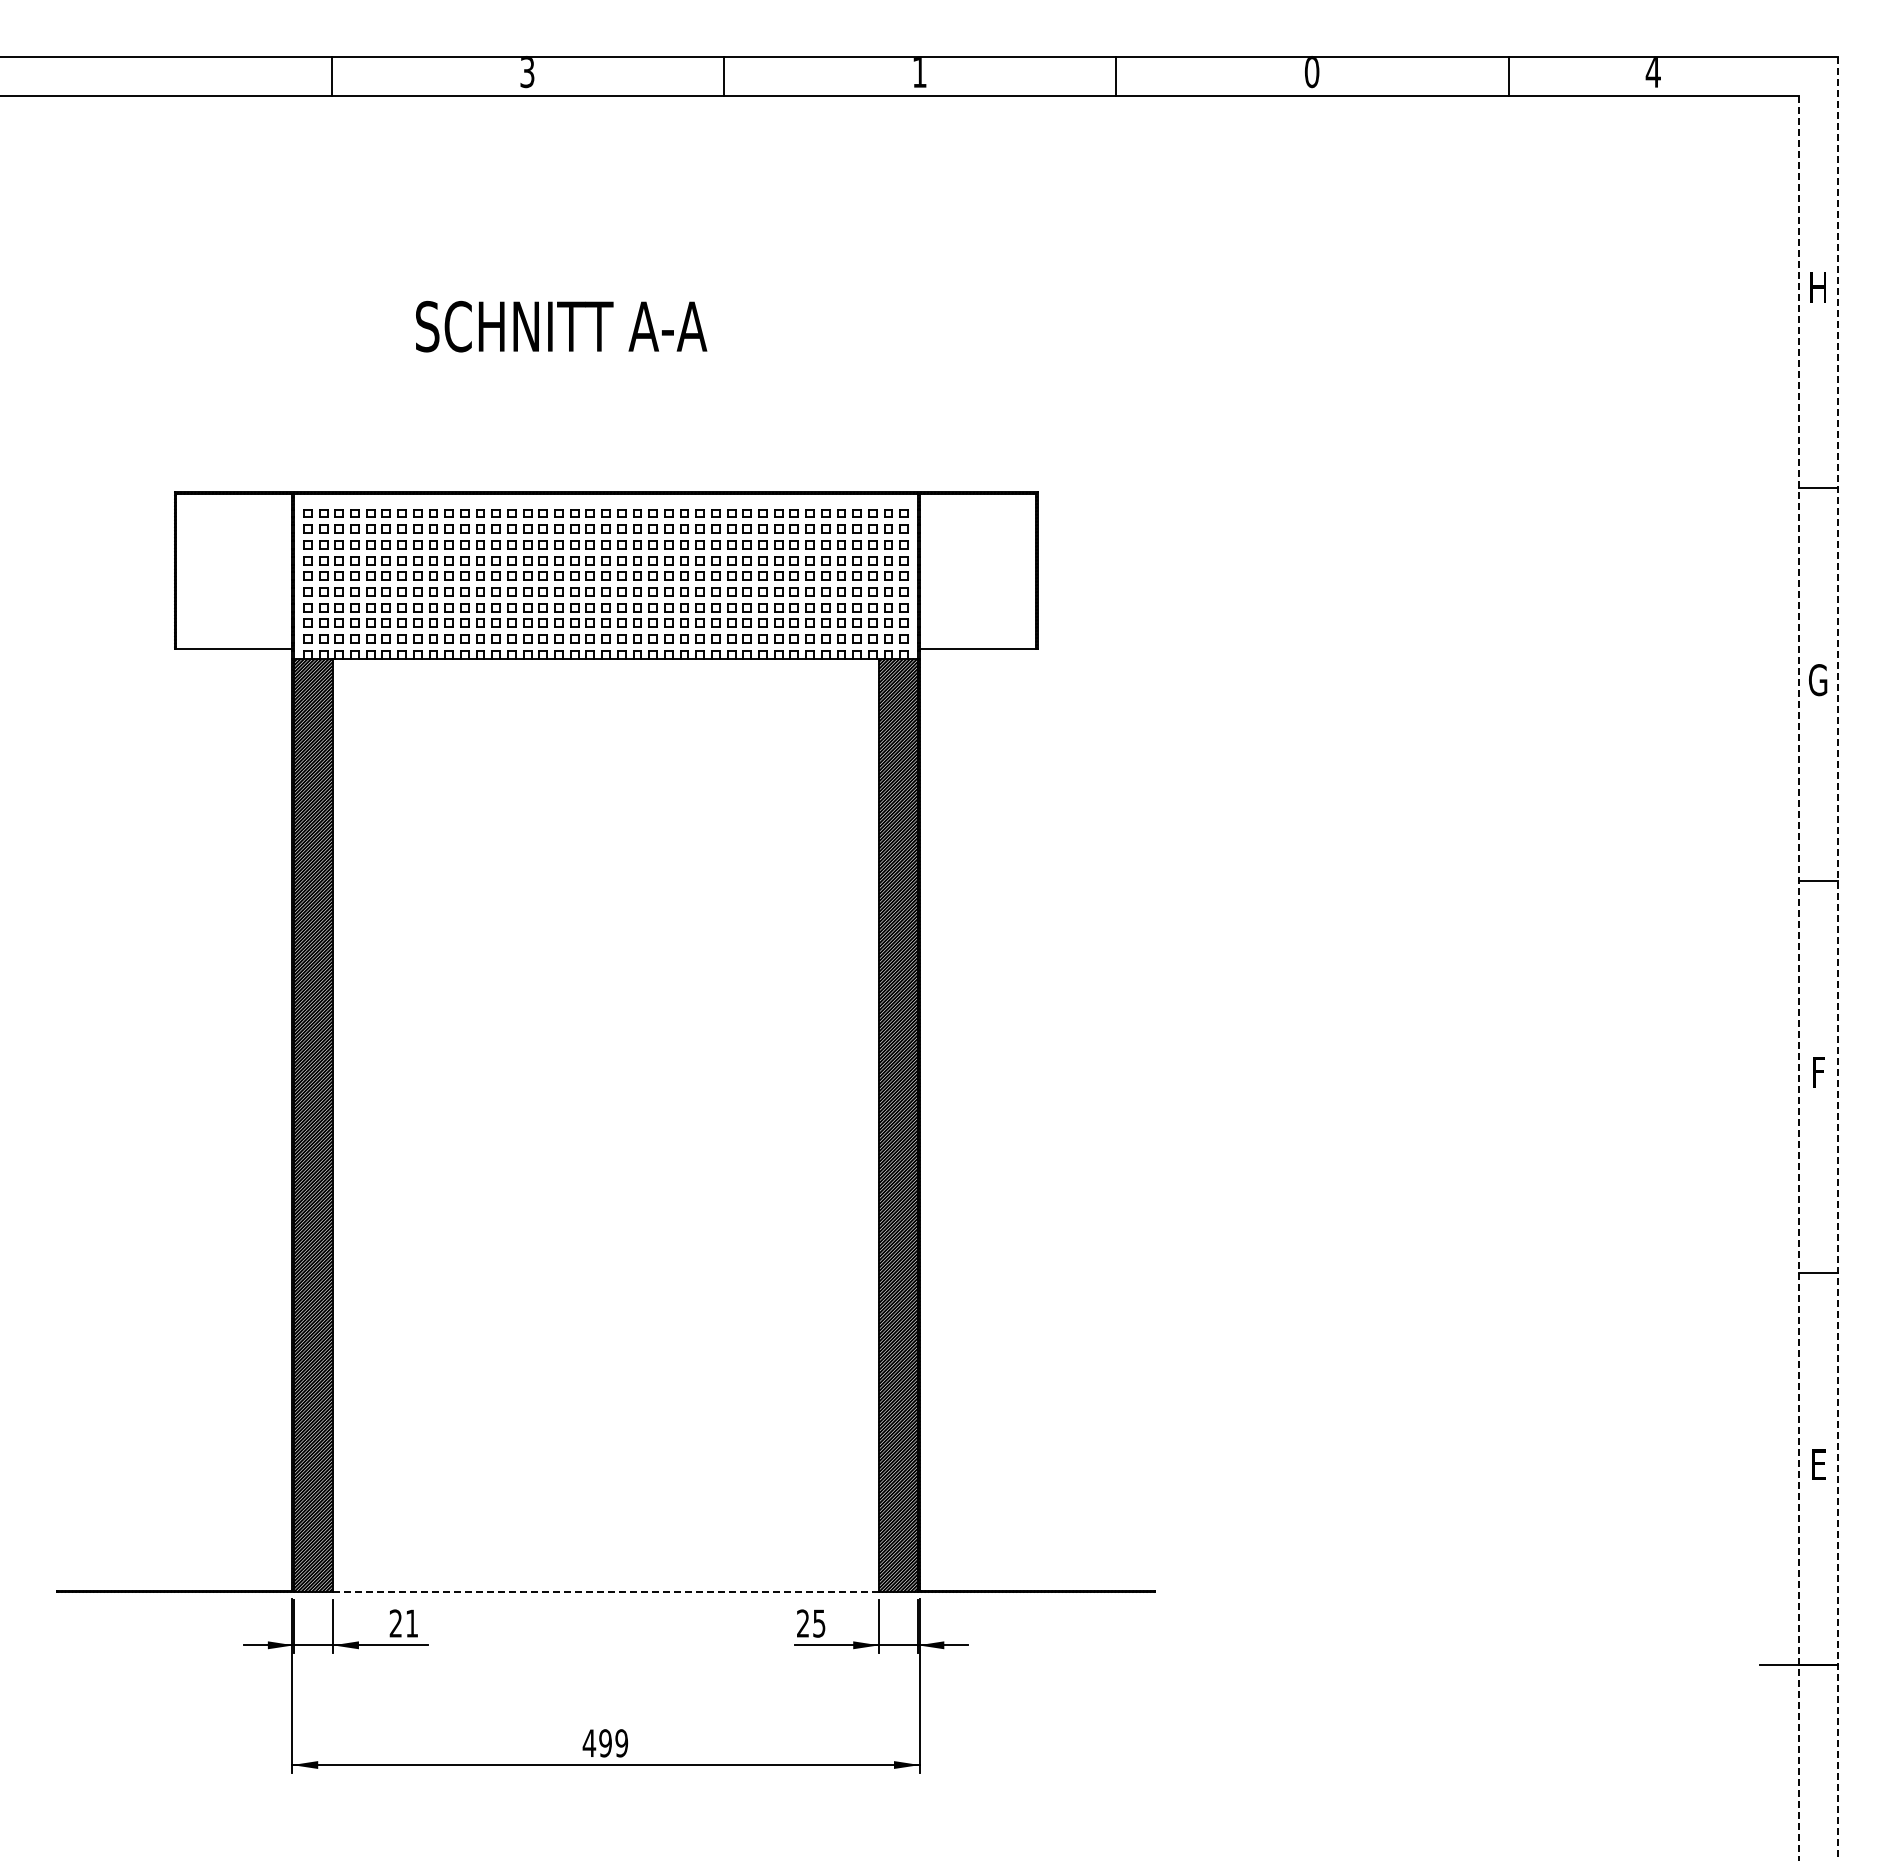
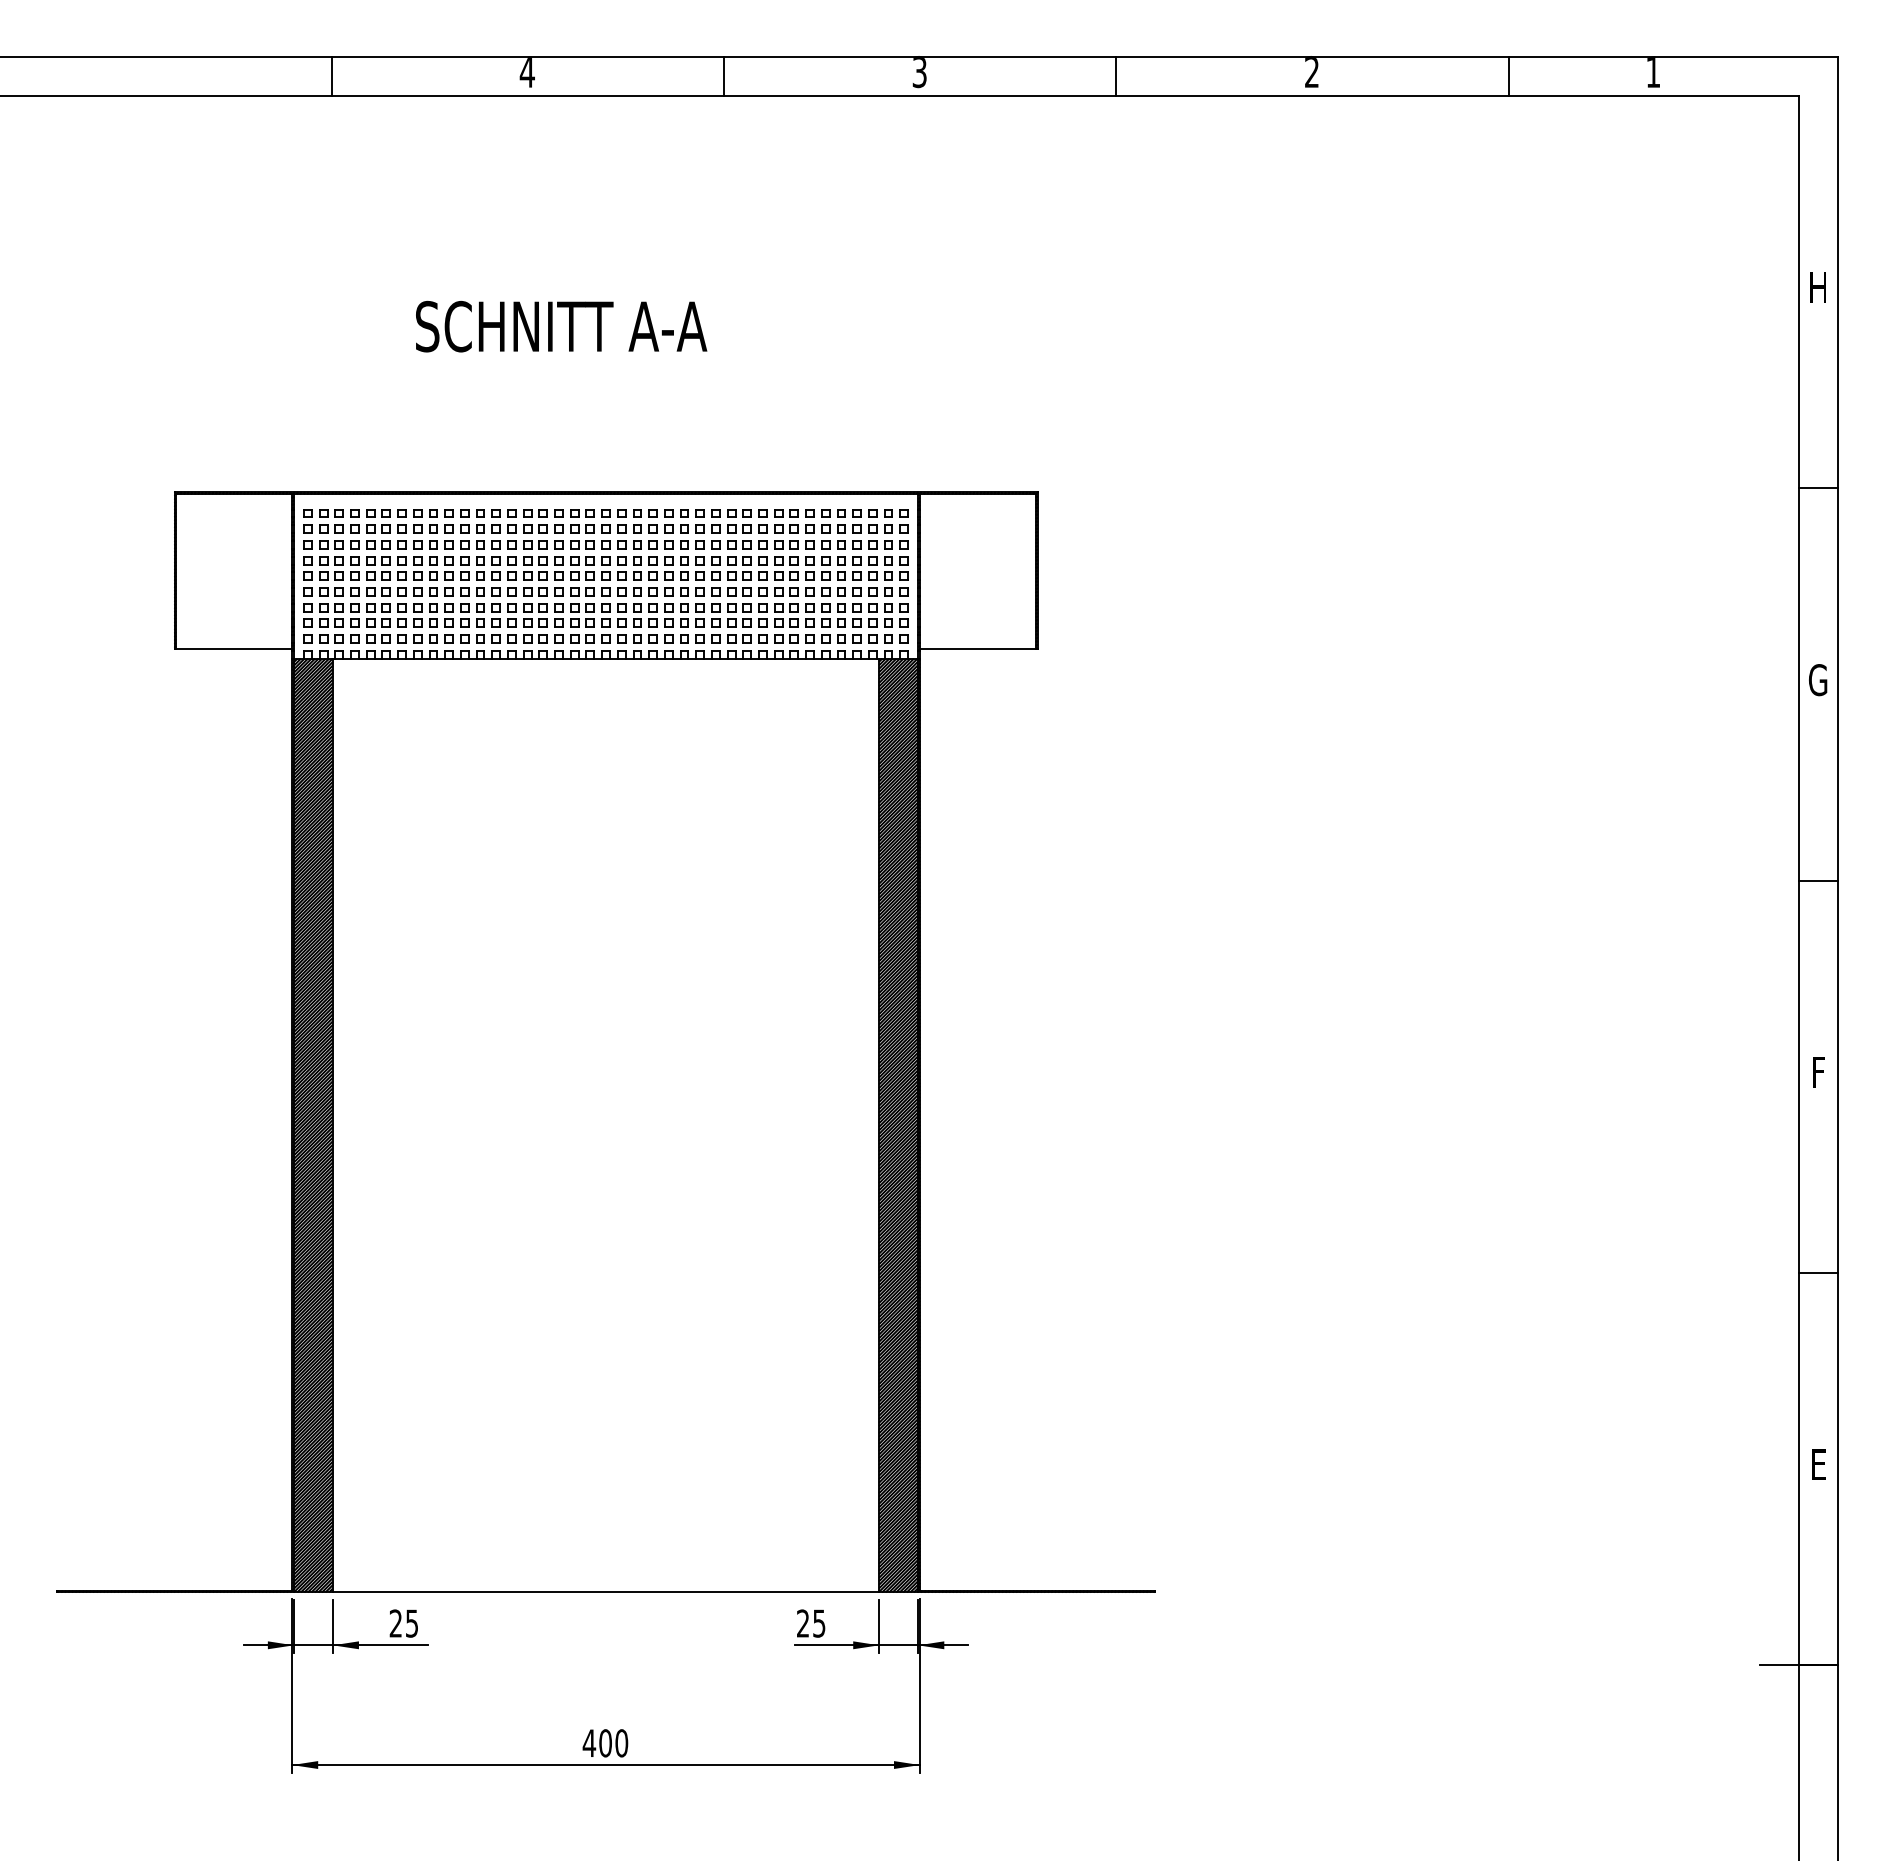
text: 4 -> 1 (1652, 72)
text: 3 -> 4 (526, 73)
text: 1 -> 3 (919, 73)
text: 0 -> 2 (1311, 73)
line: dashed -> solid (1838, 958)
line: dashed -> solid (1798, 979)
line: dashed -> solid (606, 1592)
text: 21 -> 25 (411, 1623)
text: 499 -> 400 (613, 1743)
